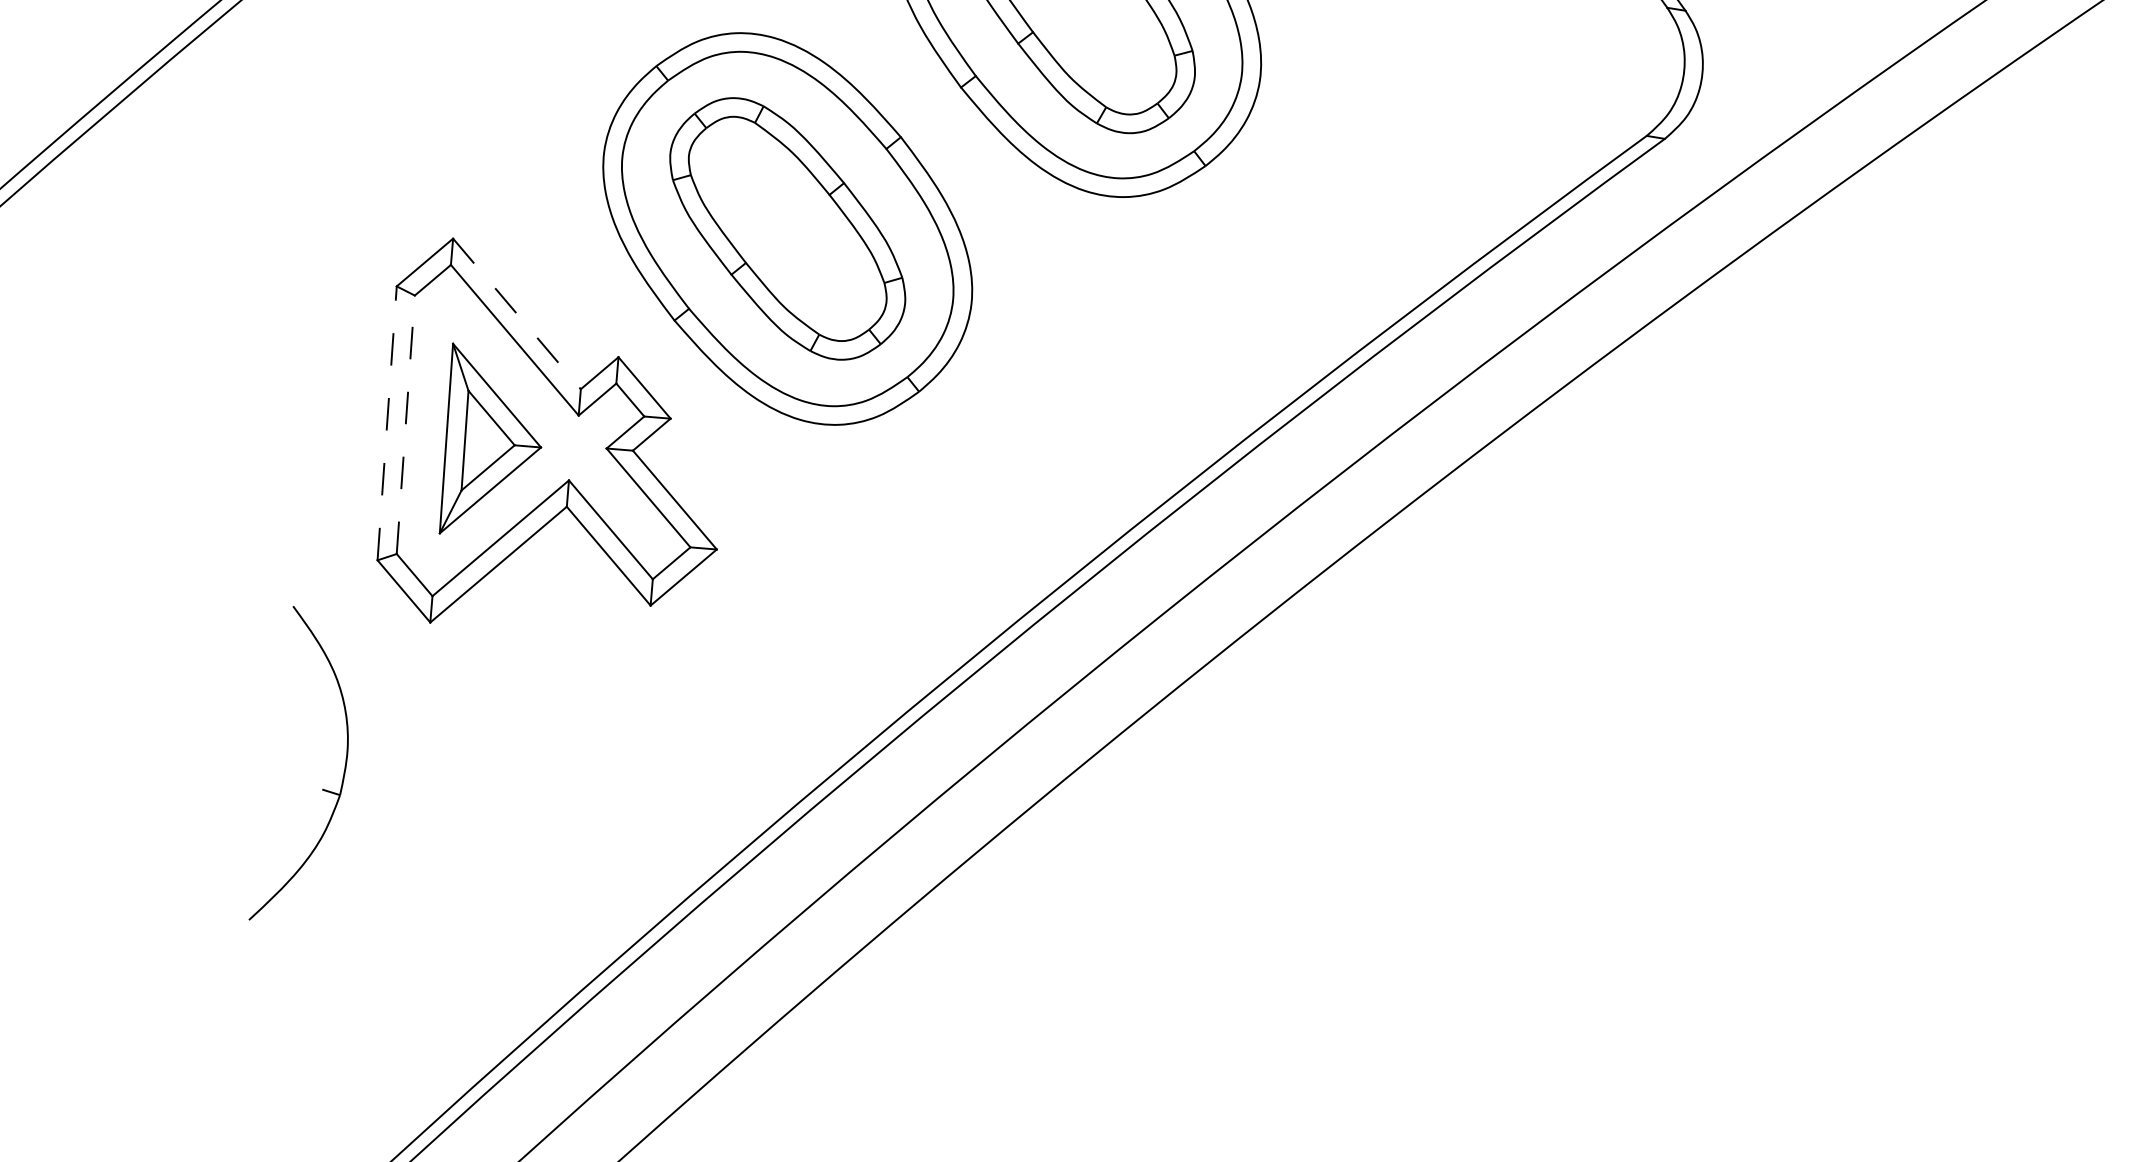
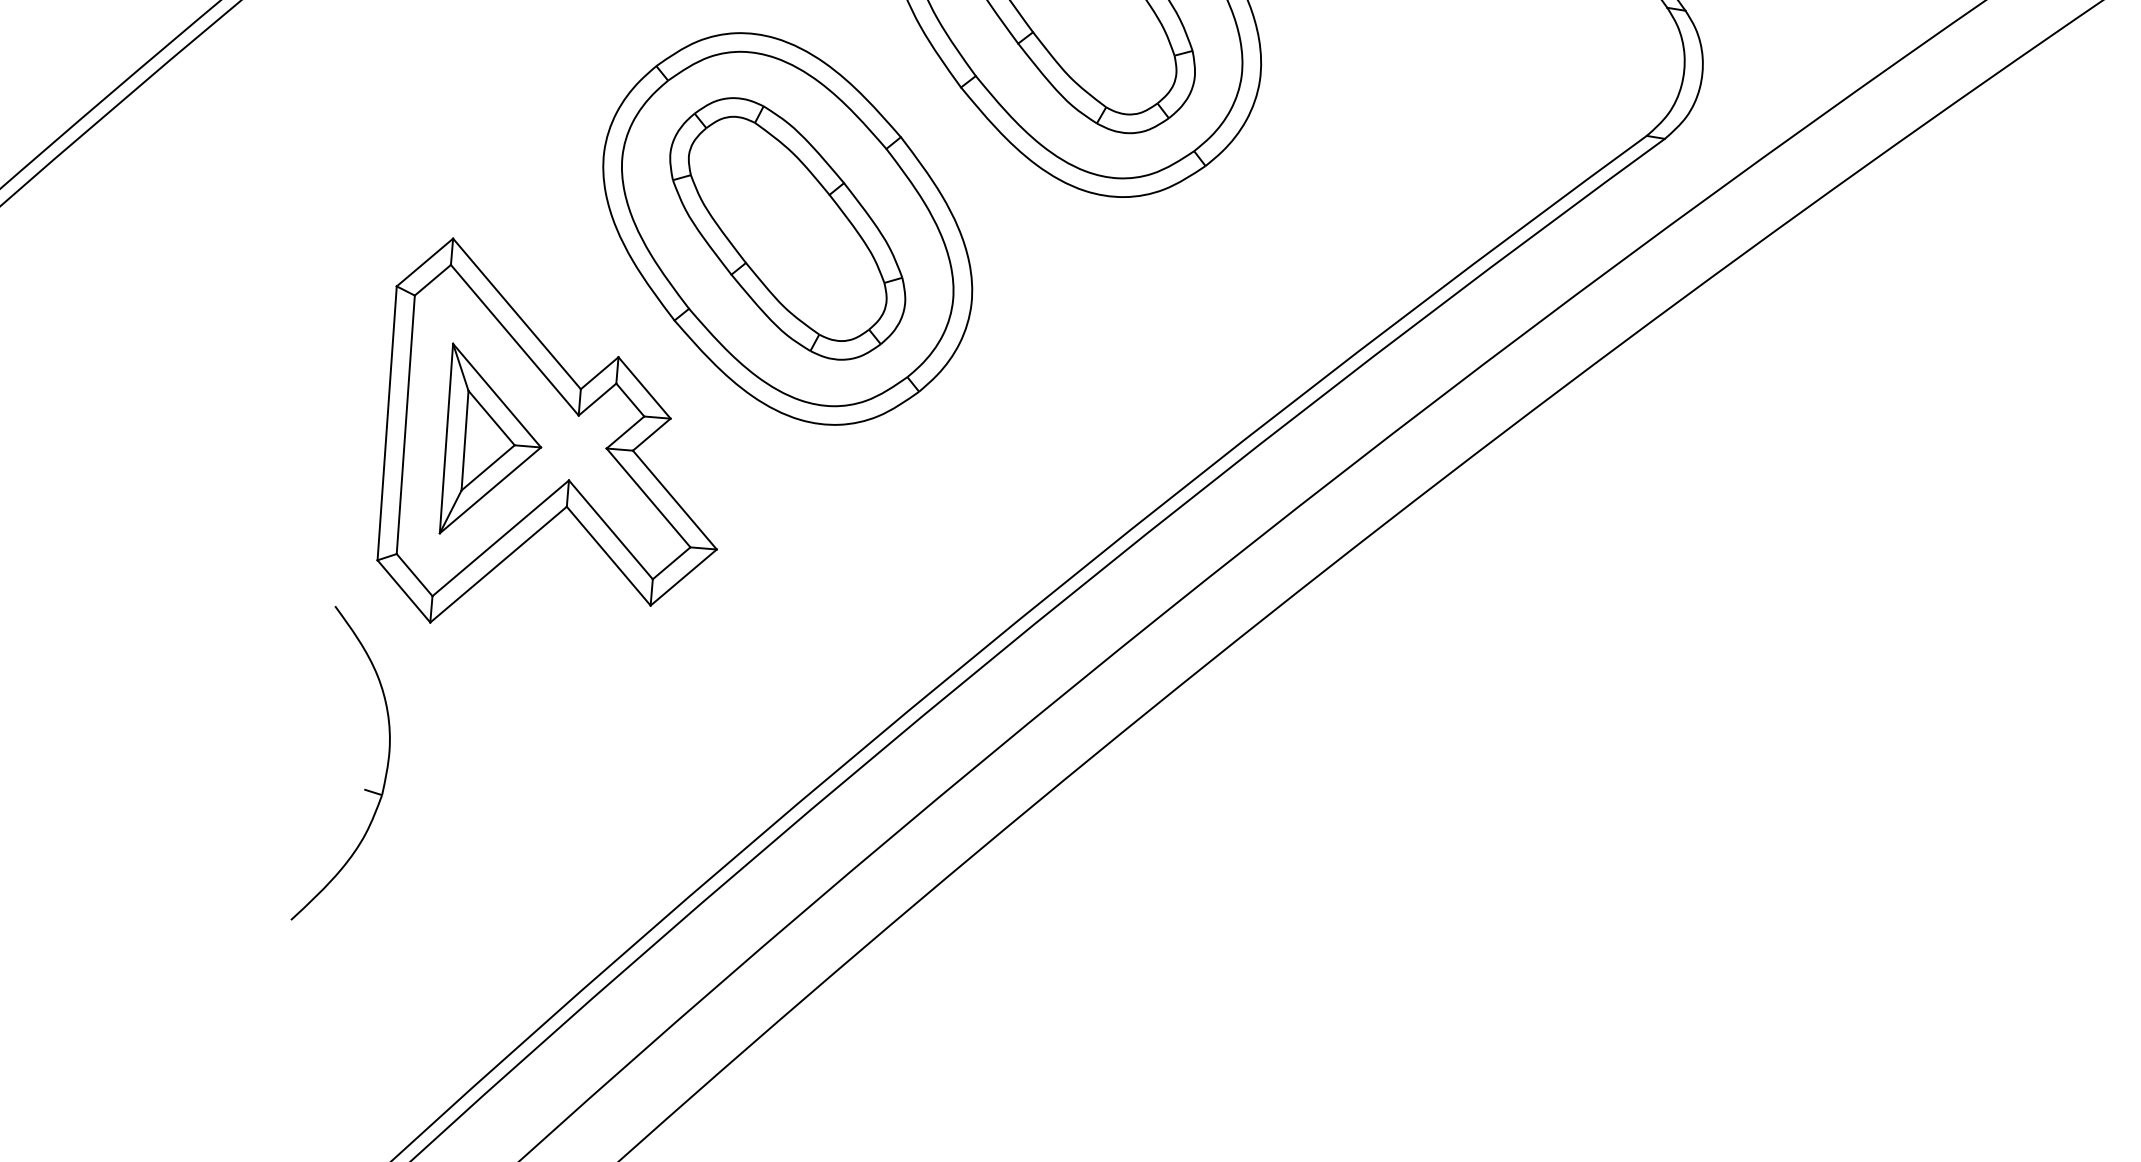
line: dashed -> solid (516, 313)
line: dashed -> solid (387, 422)
line: dashed -> solid (405, 424)
part position: (322, 788) -> (364, 788) (364, 788)
